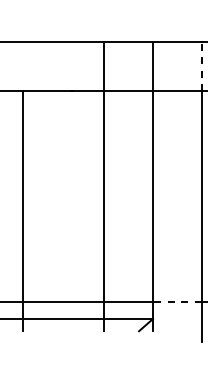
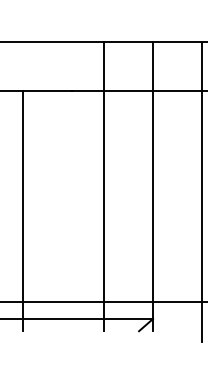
line: dashed -> solid (201, 66)
line: dashed -> solid (176, 301)
